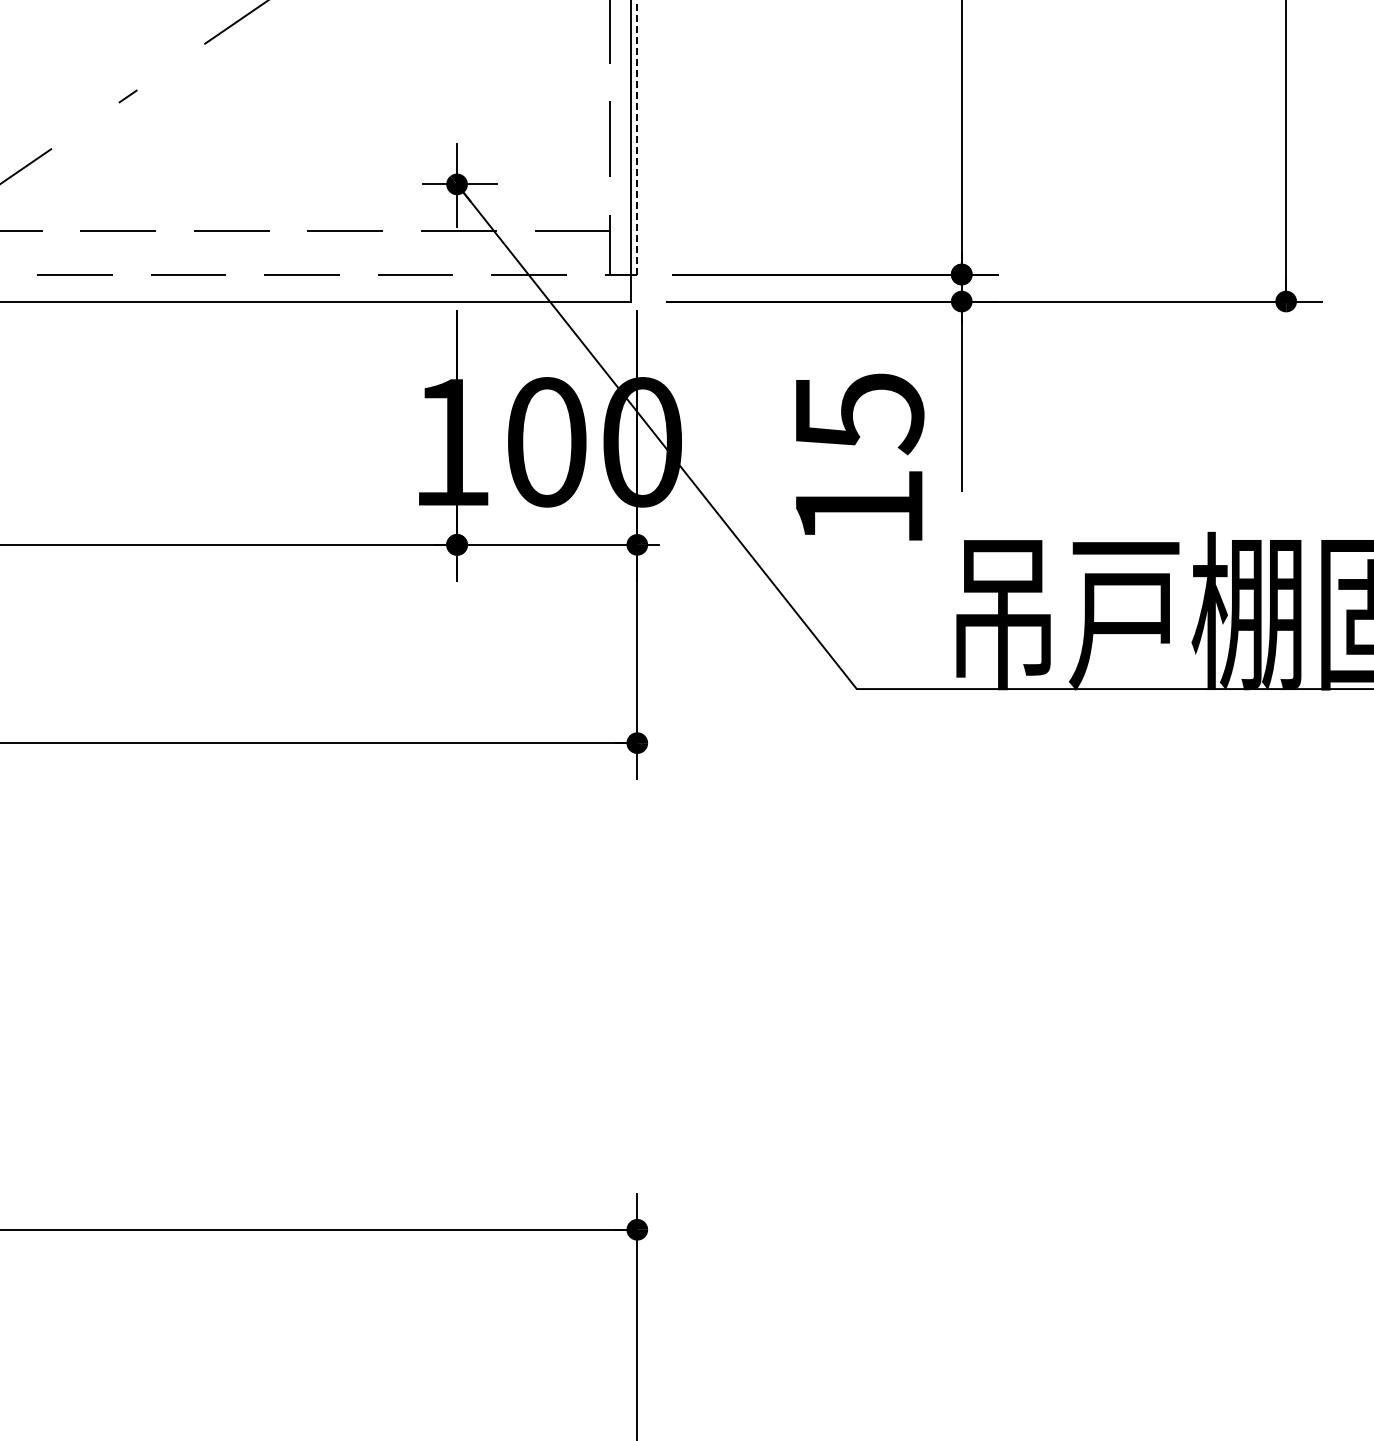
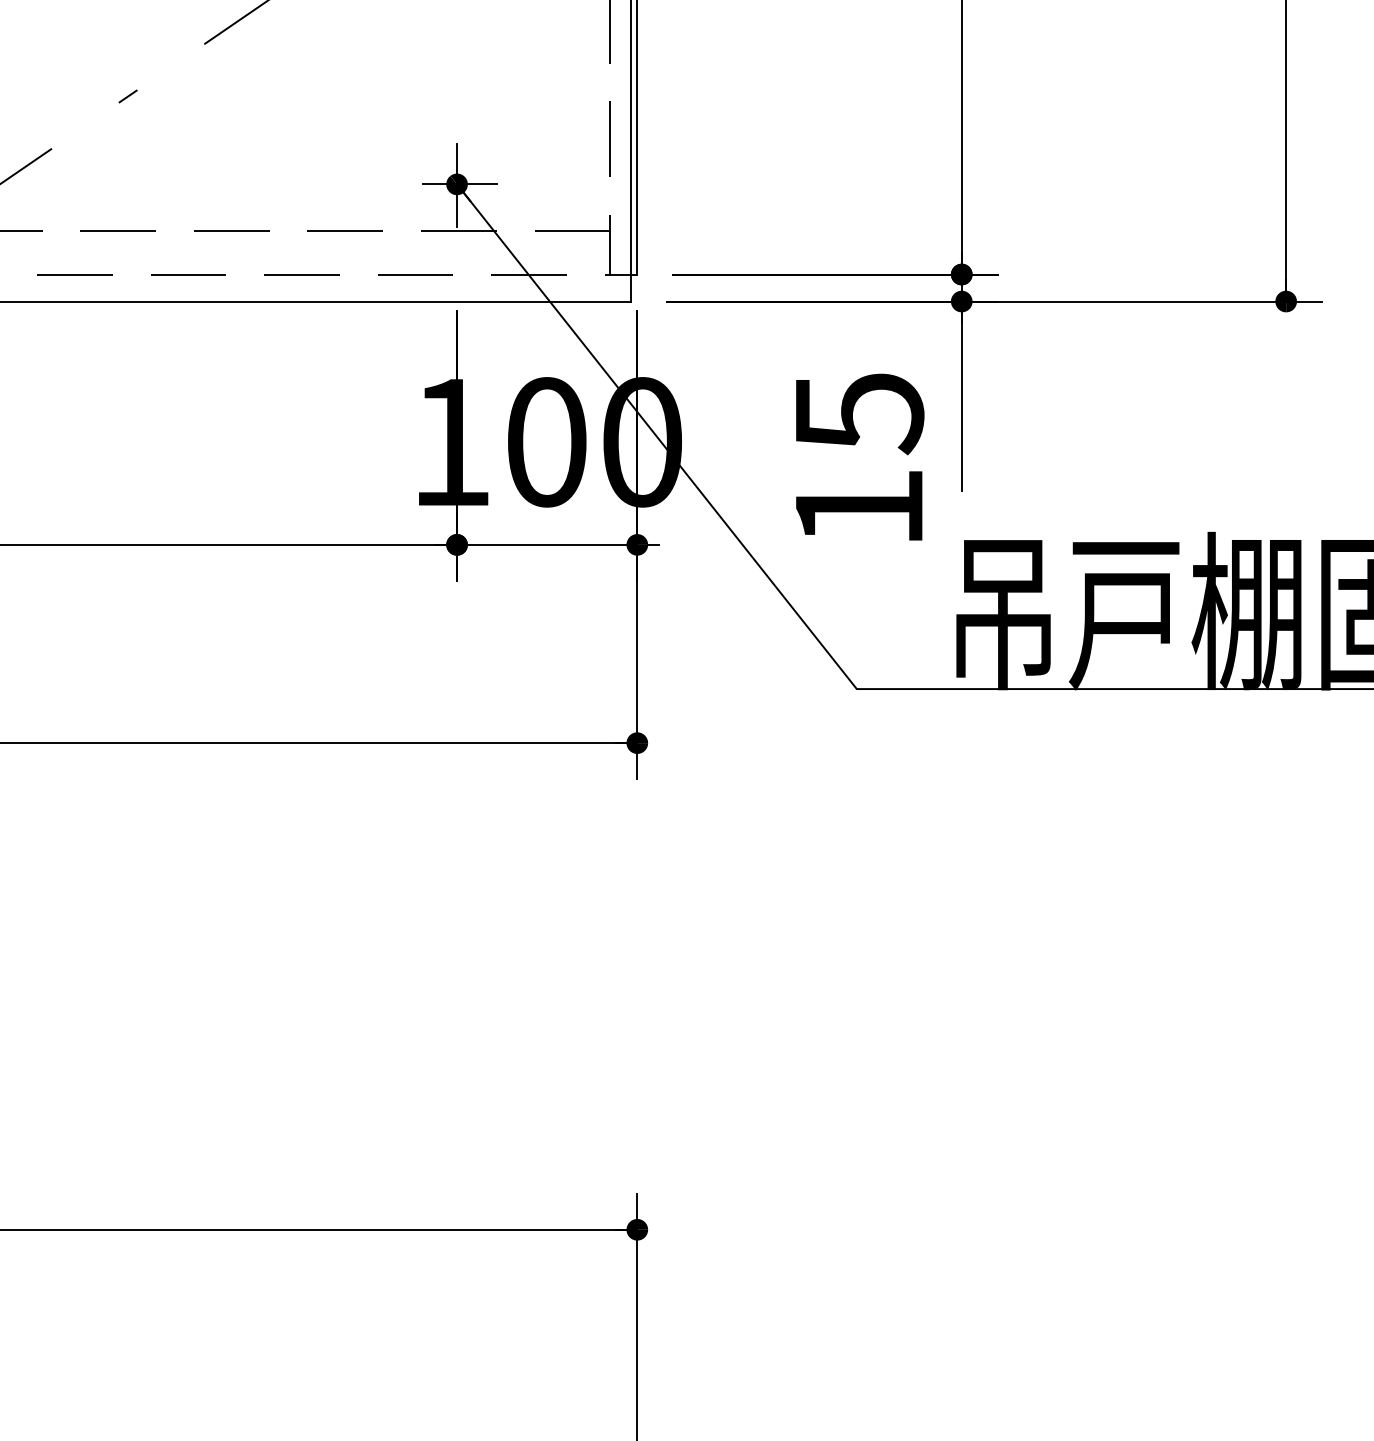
line: dashed -> solid (637, 137)
